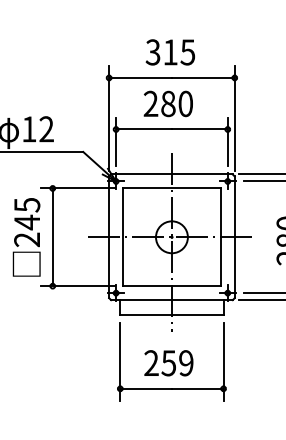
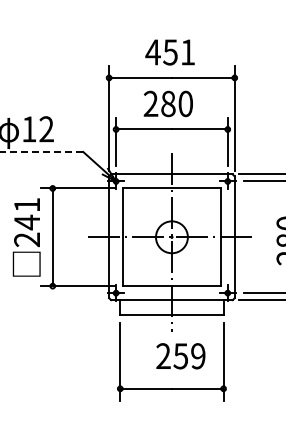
text: 315 -> 451 (170, 52)
line: solid -> dashed (42, 151)
text: 245 -> 241 (27, 205)
text position: (168, 363) -> (180, 356) (180, 356)
